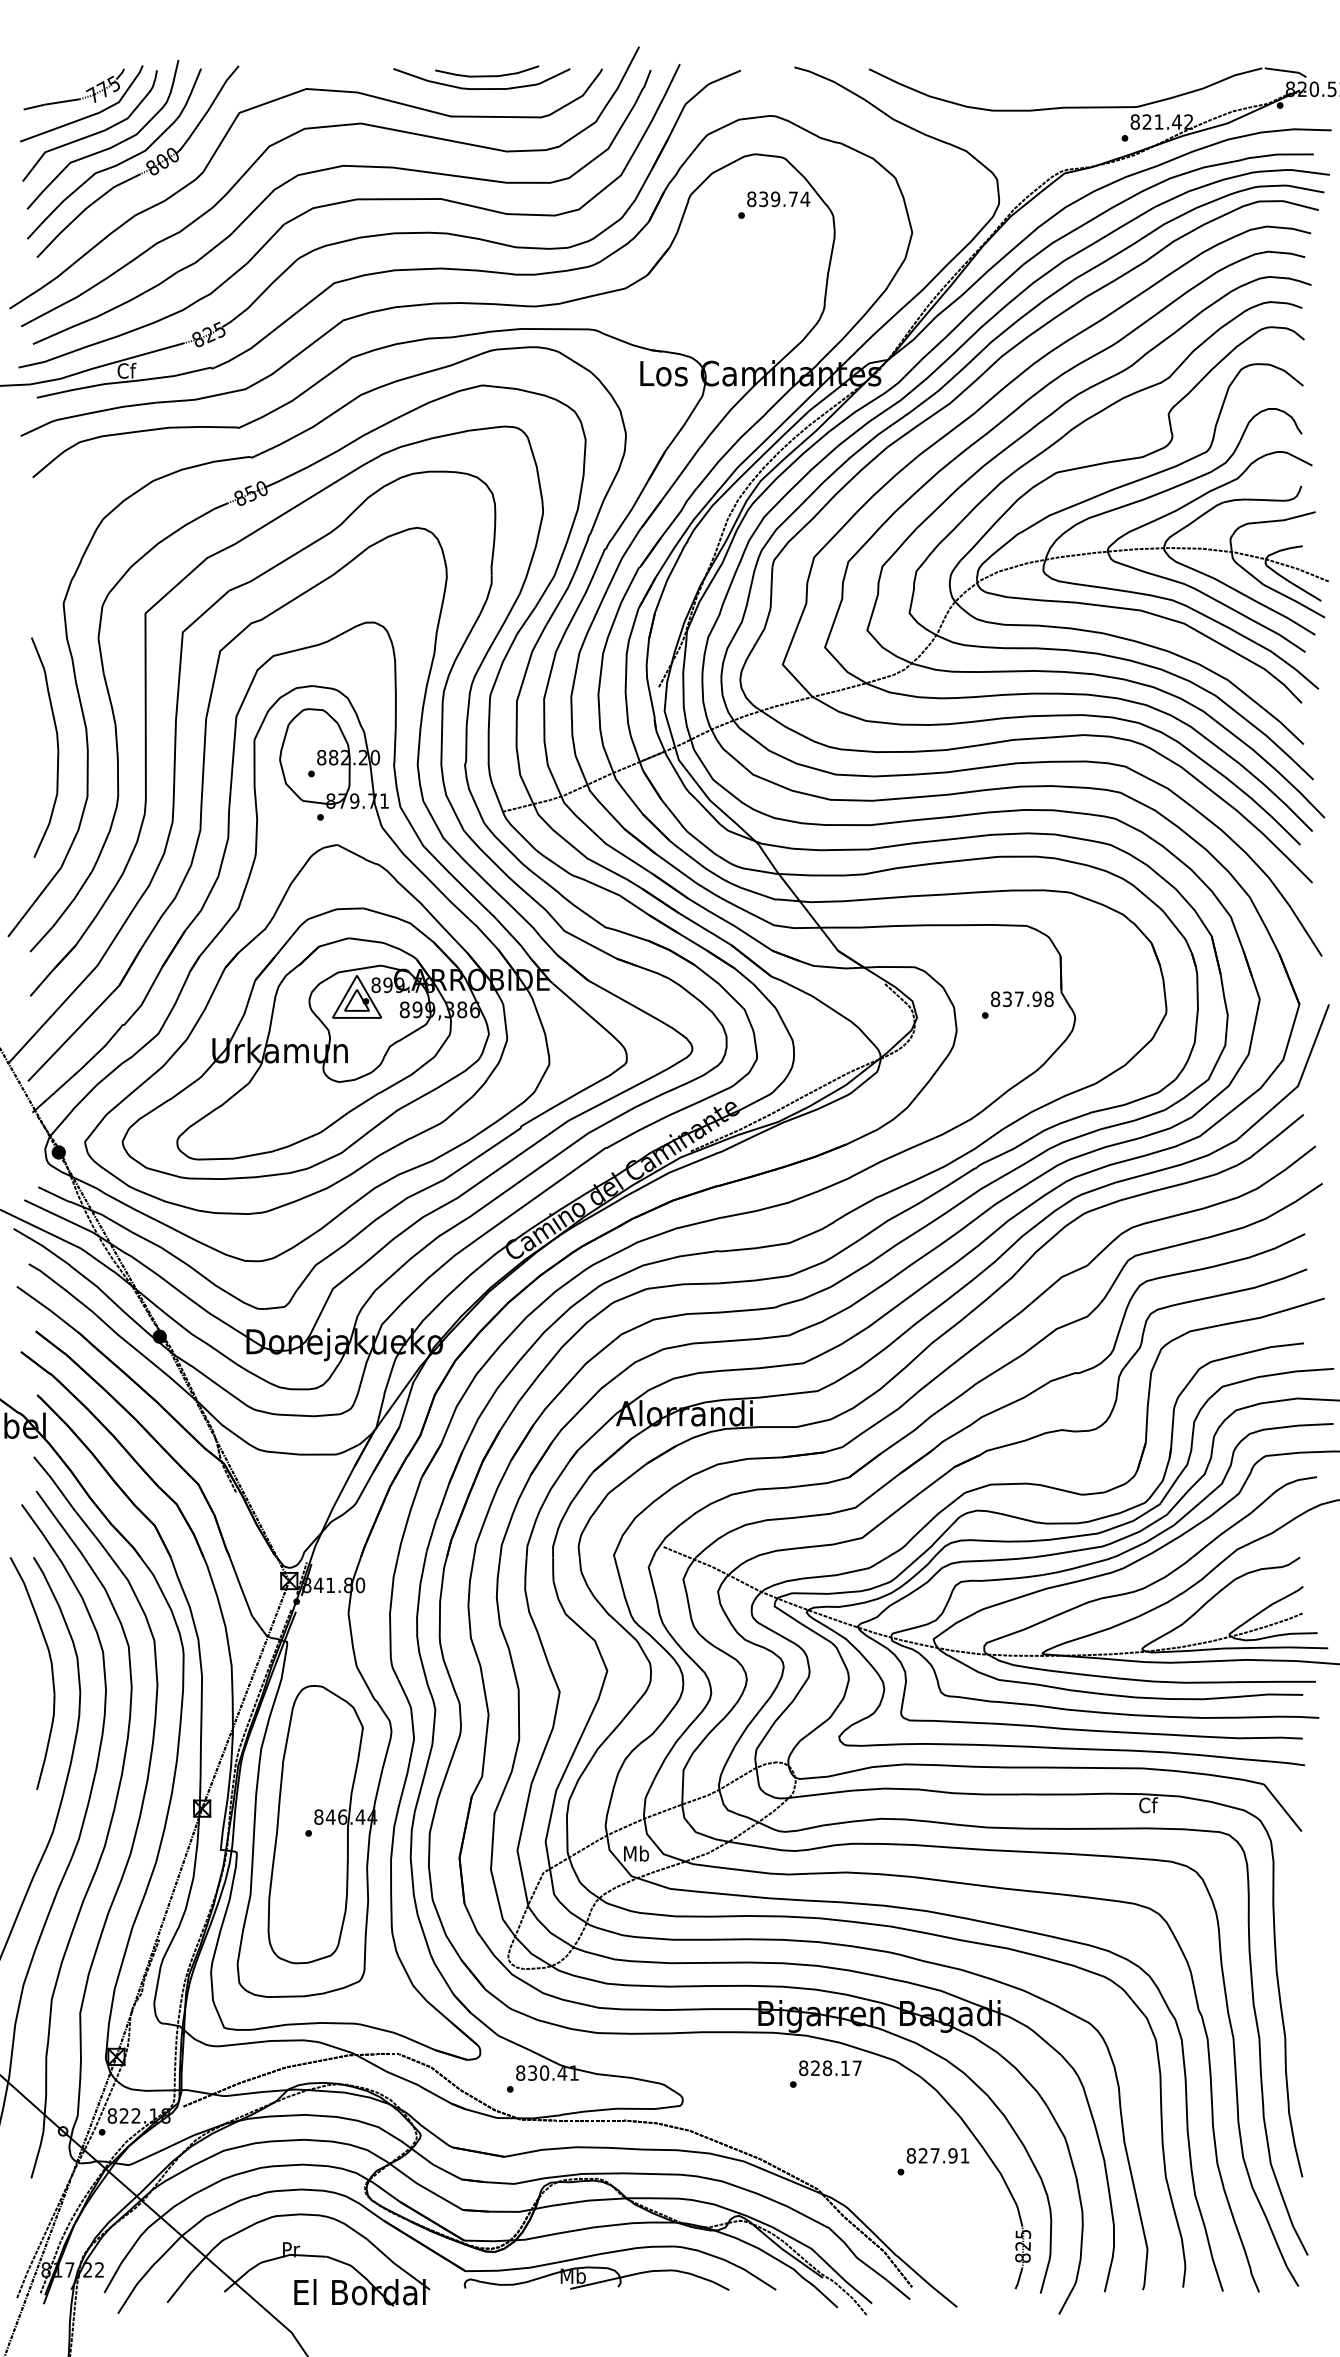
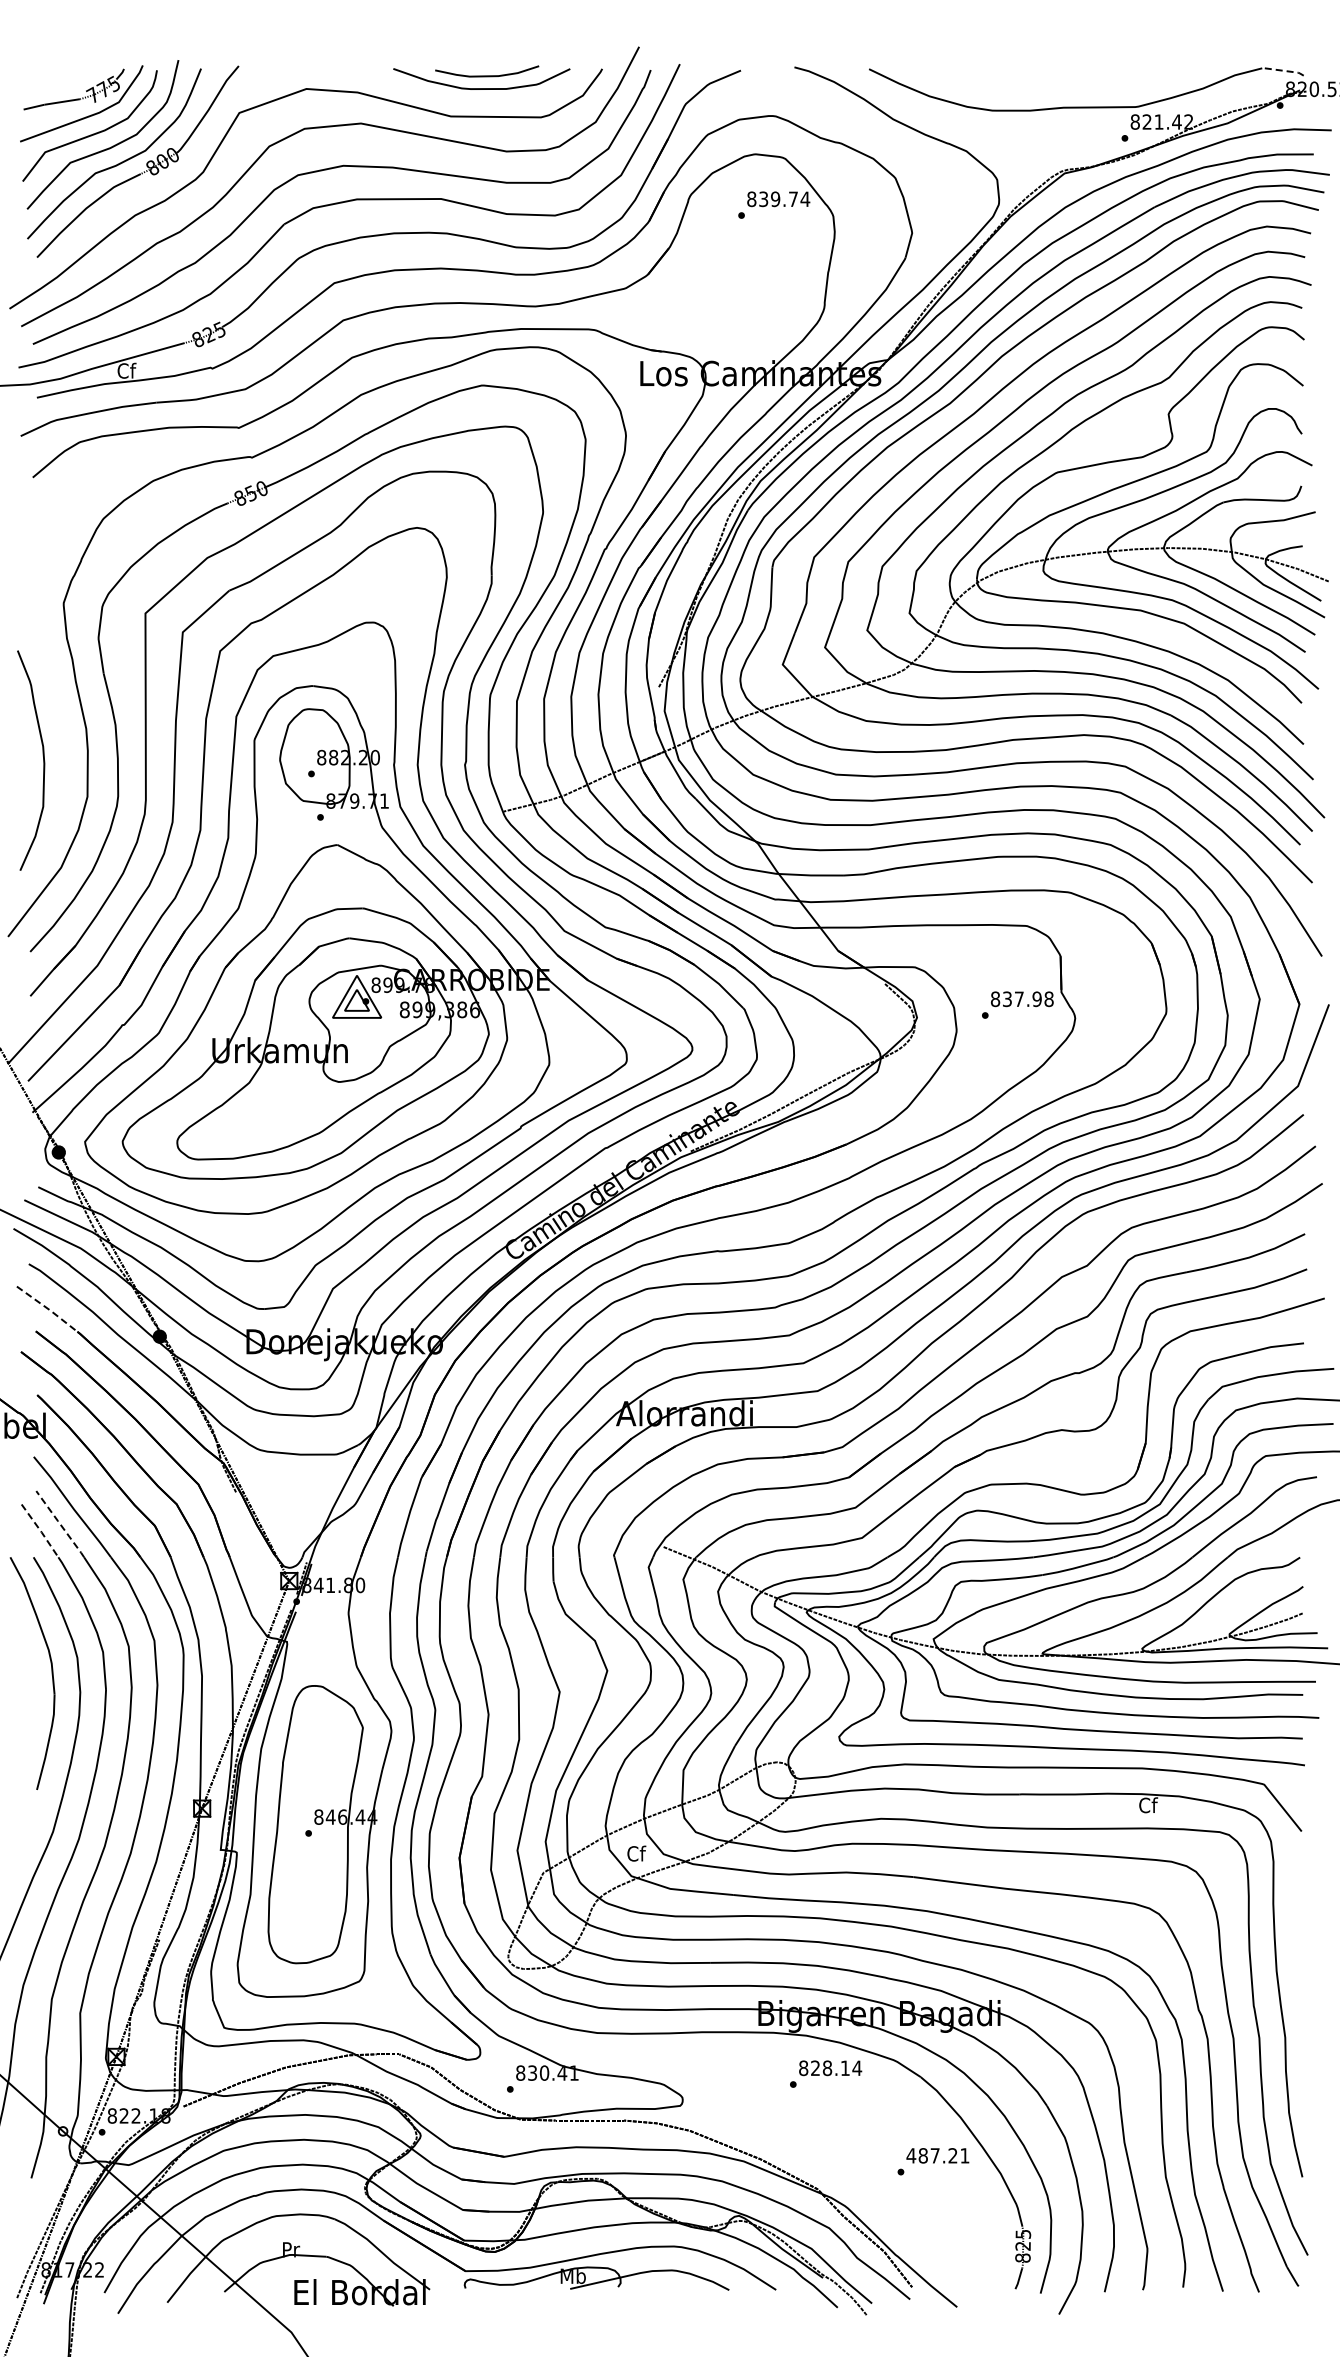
line: solid -> dashed (1287, 71)
curve position: (57, 747) -> (43, 760) (43, 760)
line: solid -> dashed (48, 1308)
line: solid -> dashed (60, 1524)
line: solid -> dashed (41, 1531)
text: Mb -> Cf (636, 1853)
text: 828.17 -> 828.14 (857, 2067)
text: 827.91 -> 487.21 (931, 2155)
